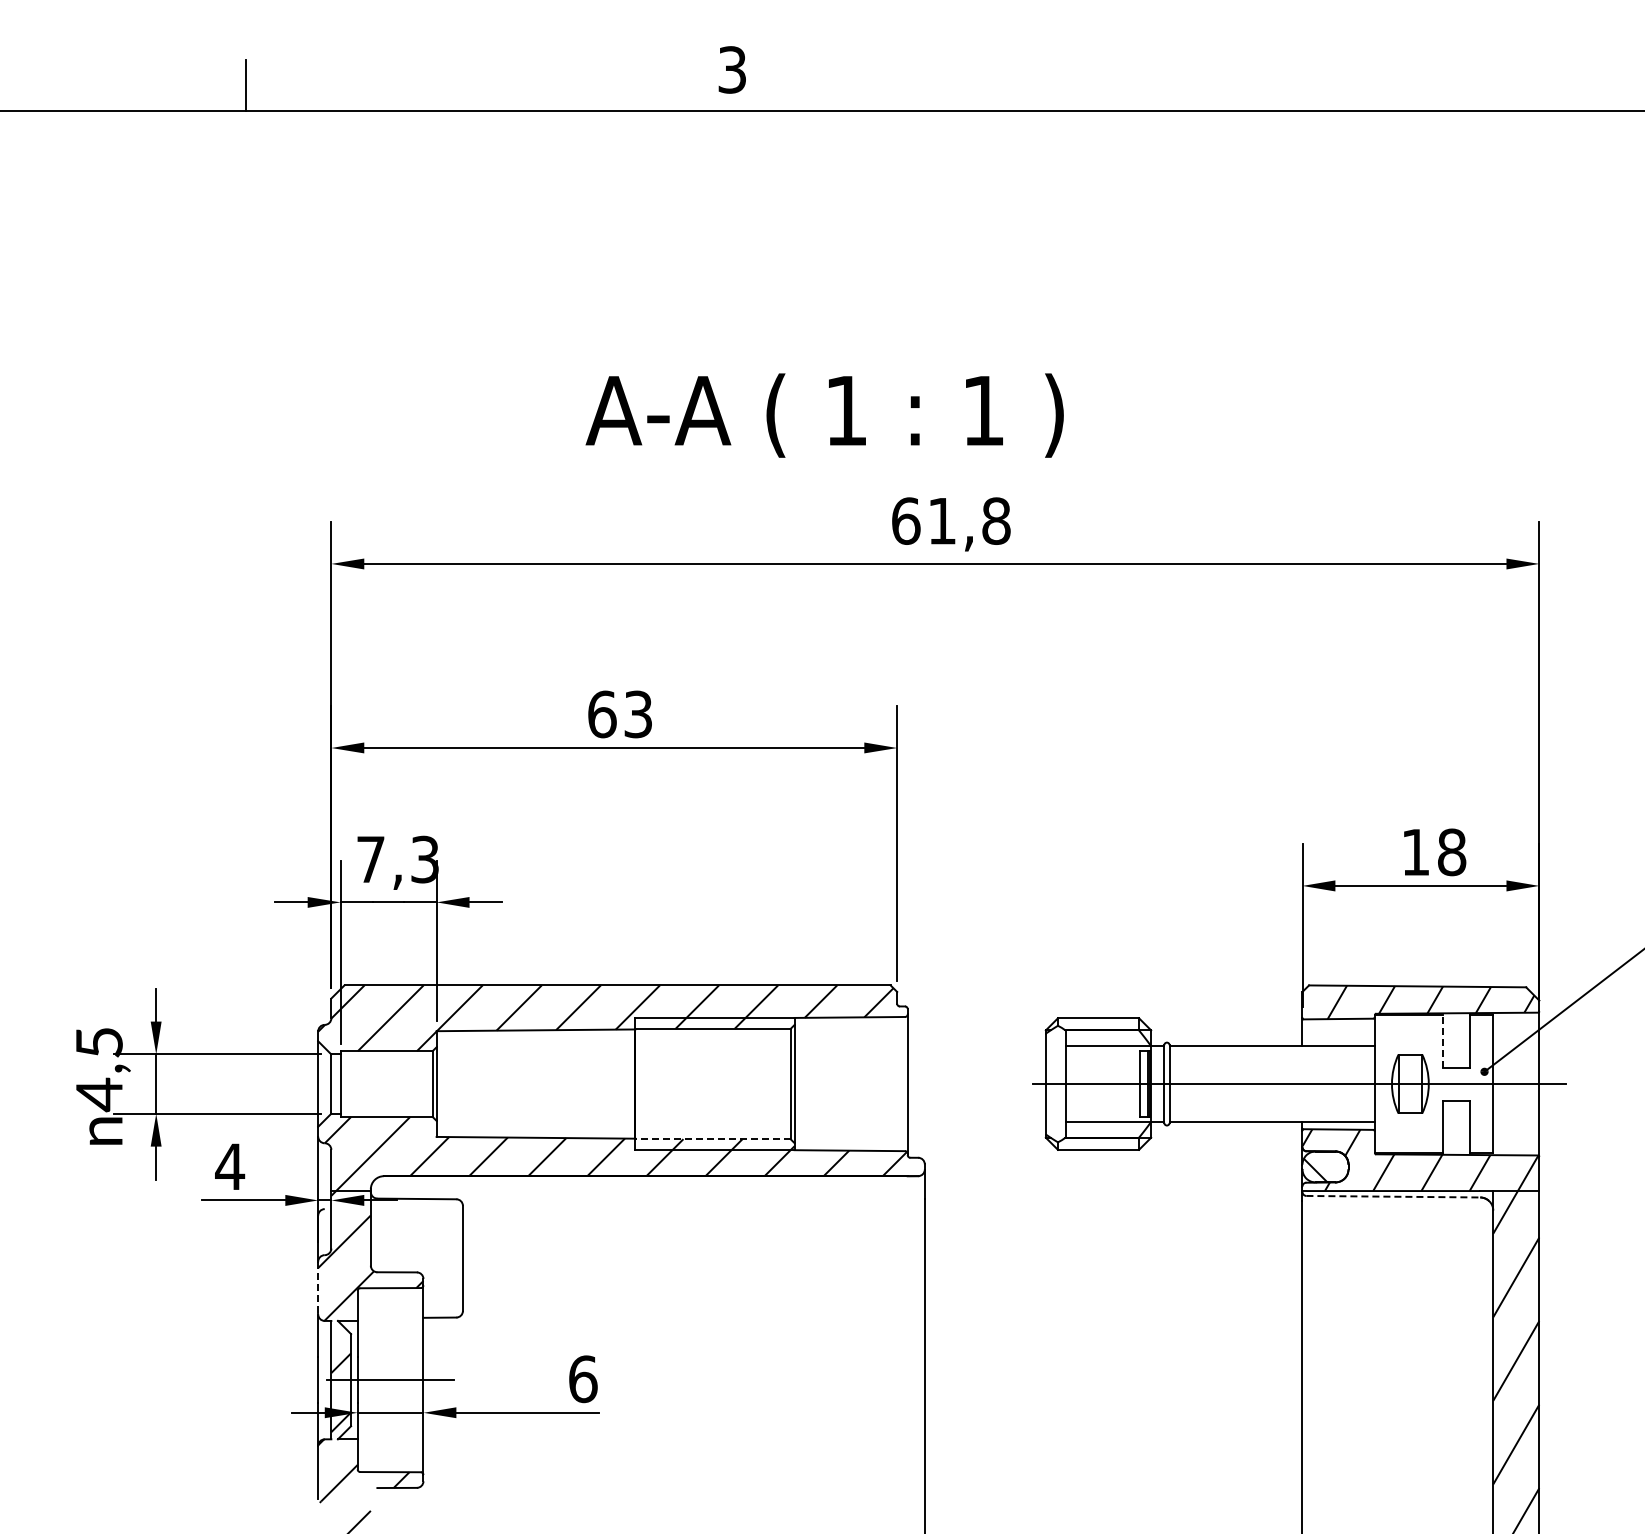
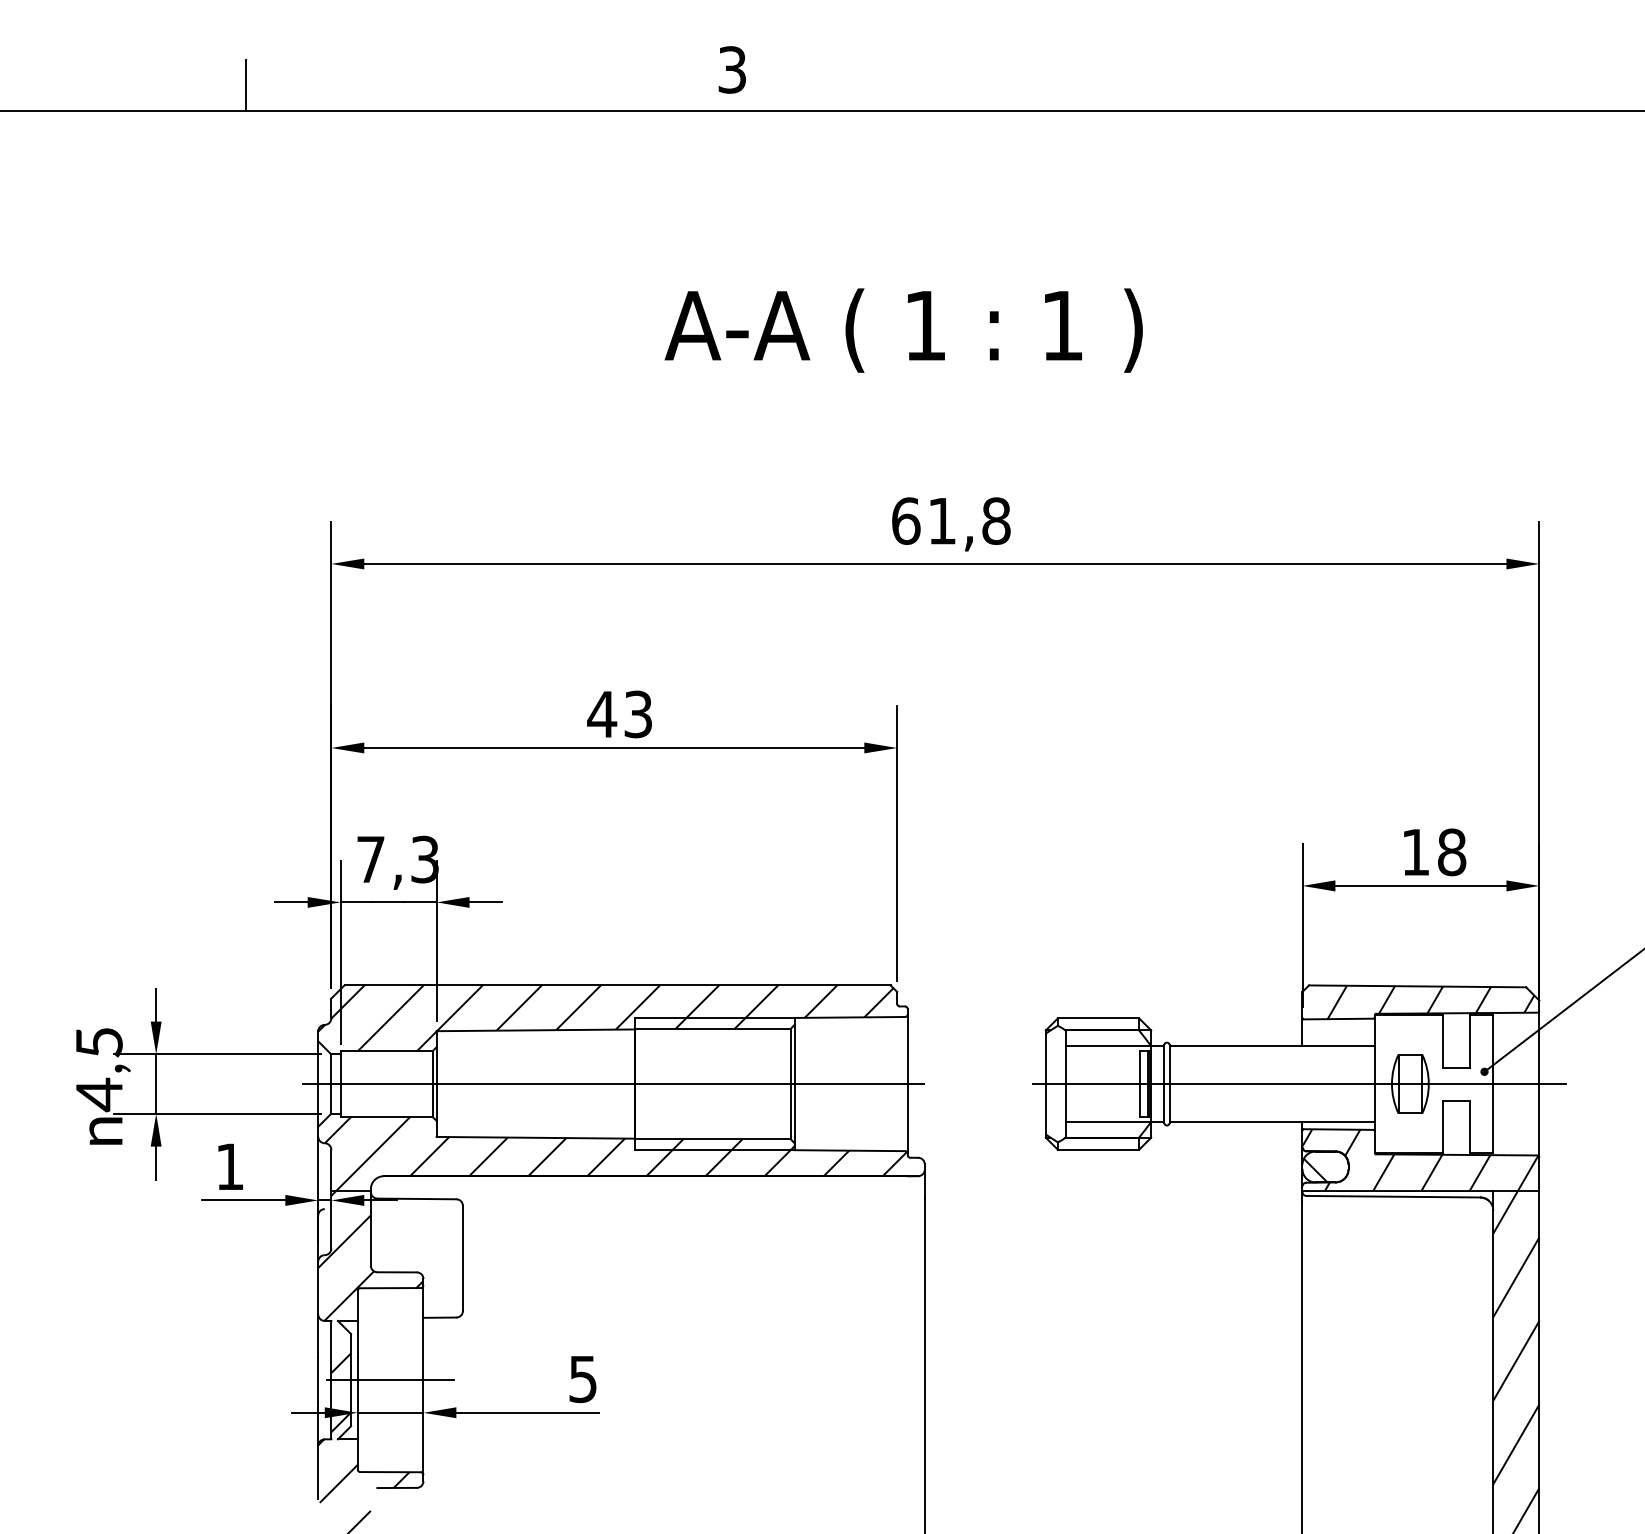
text position: (824, 415) -> (903, 330) (903, 330)
text: 63 -> 43 (602, 714)
line: dashed -> solid (1443, 1040)
line: none -> present (612, 1084)
line: dashed -> solid (712, 1139)
text: 4 -> 1 (230, 1166)
line: dashed -> solid (1393, 1196)
line: dashed -> solid (318, 1288)
text: 6 -> 5 (583, 1379)
